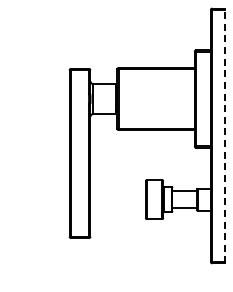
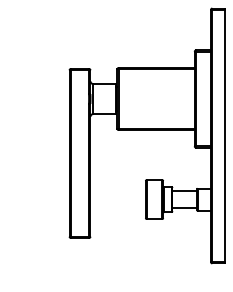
line: dashed -> solid (225, 135)
